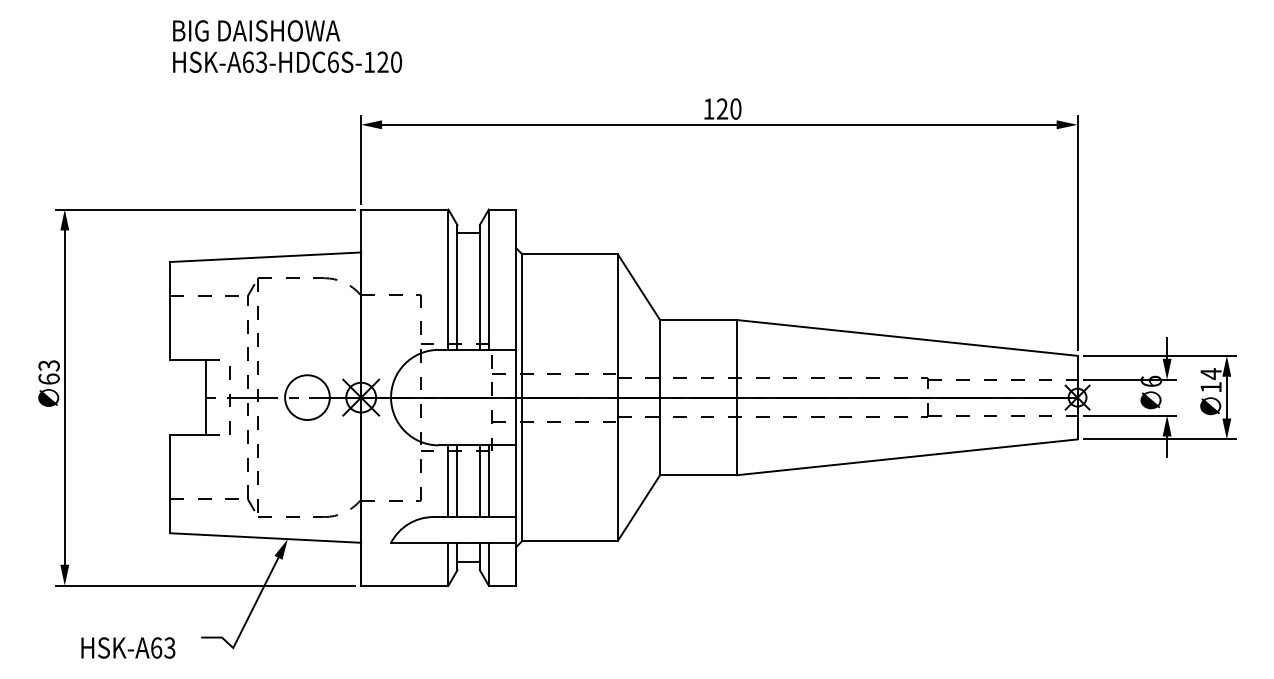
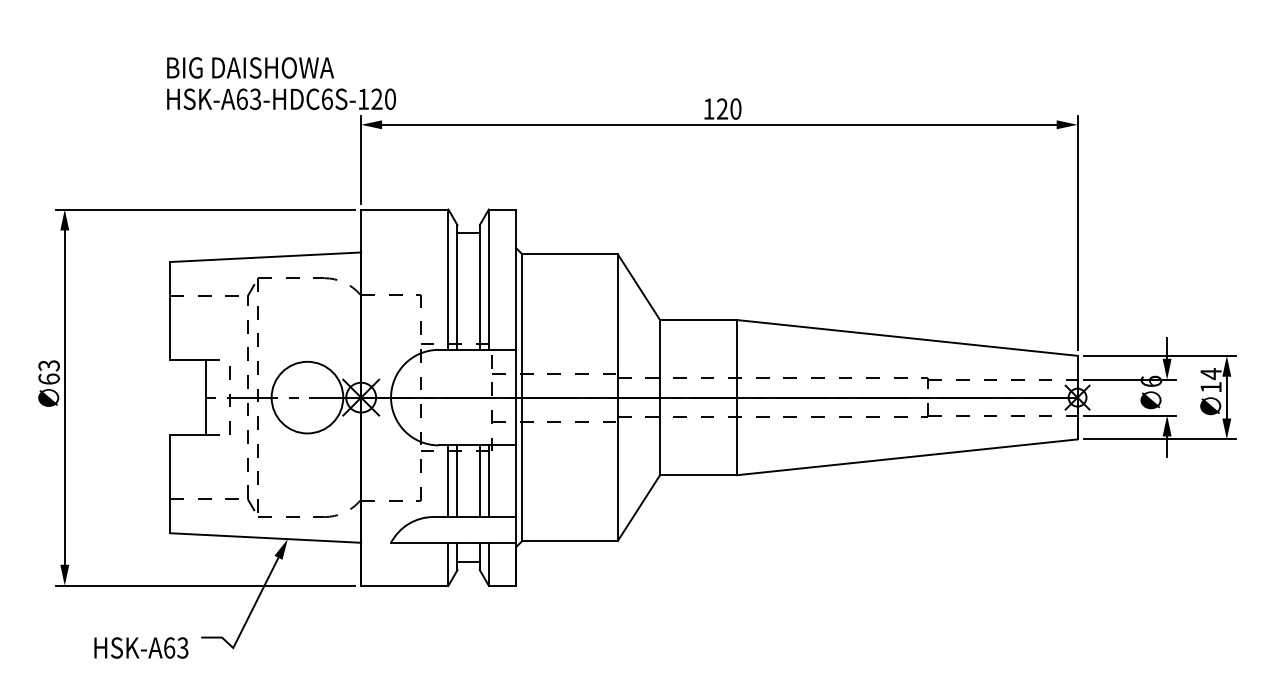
text position: (287, 46) -> (281, 83) (281, 83)
circle diameter: 45 px -> 72 px (307, 397)
text position: (128, 647) -> (141, 647) (141, 647)
